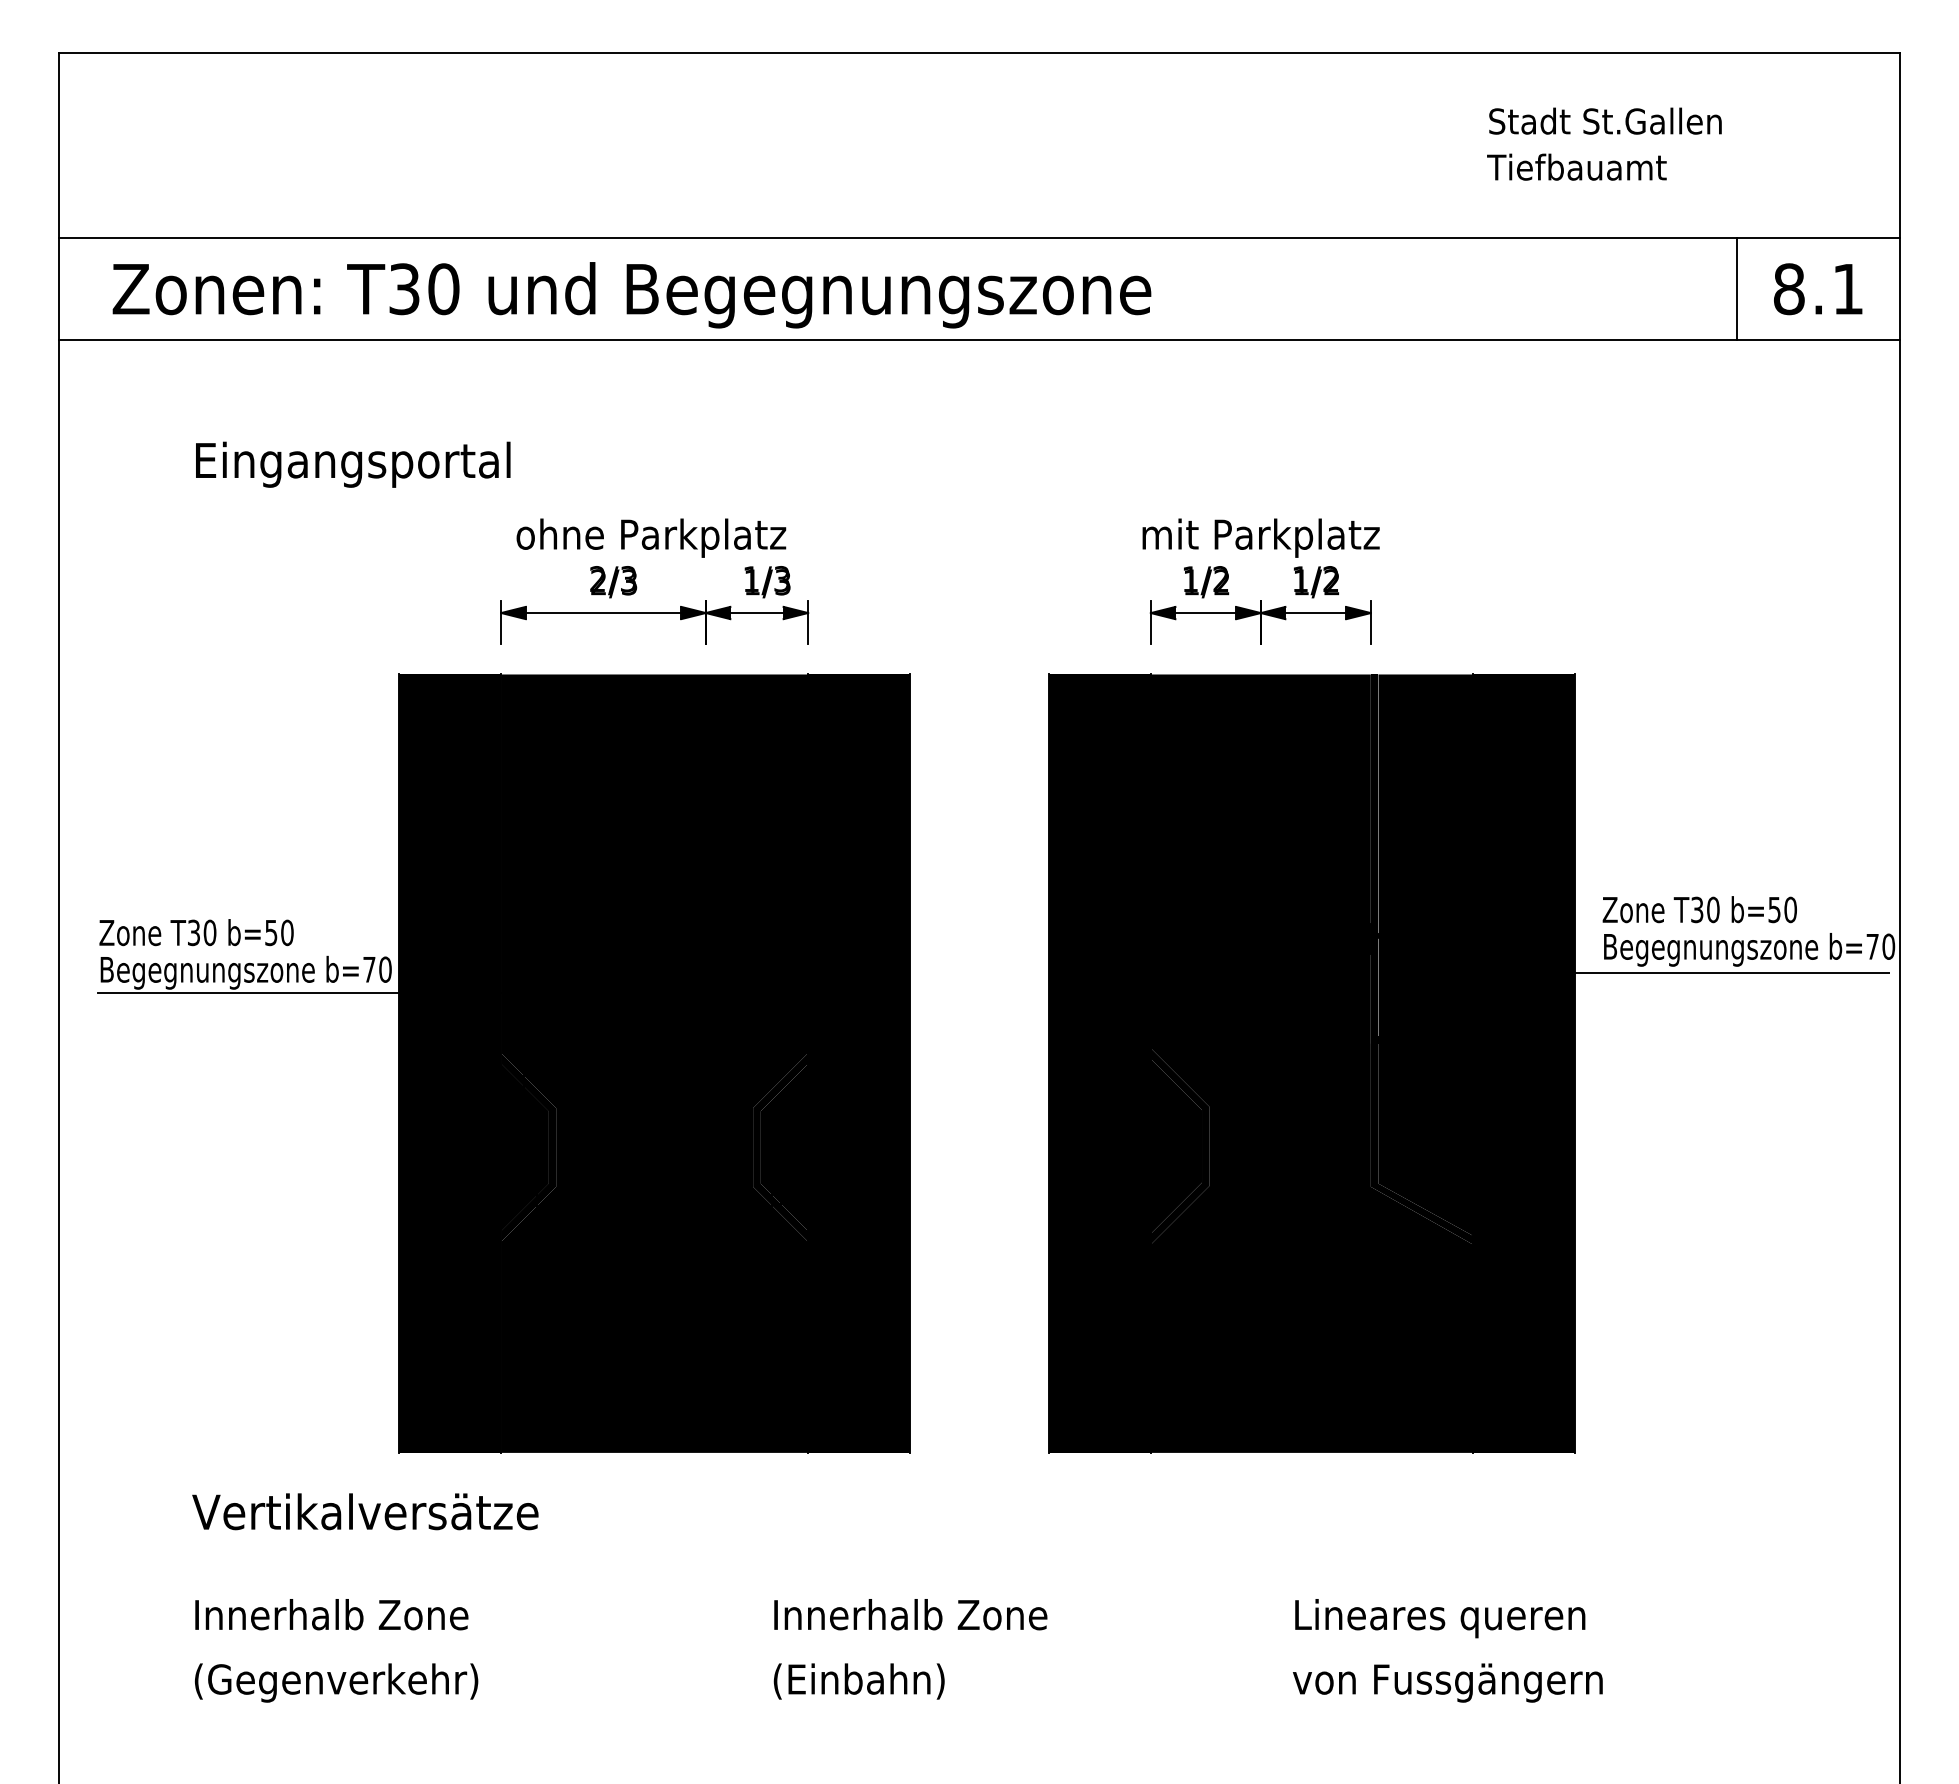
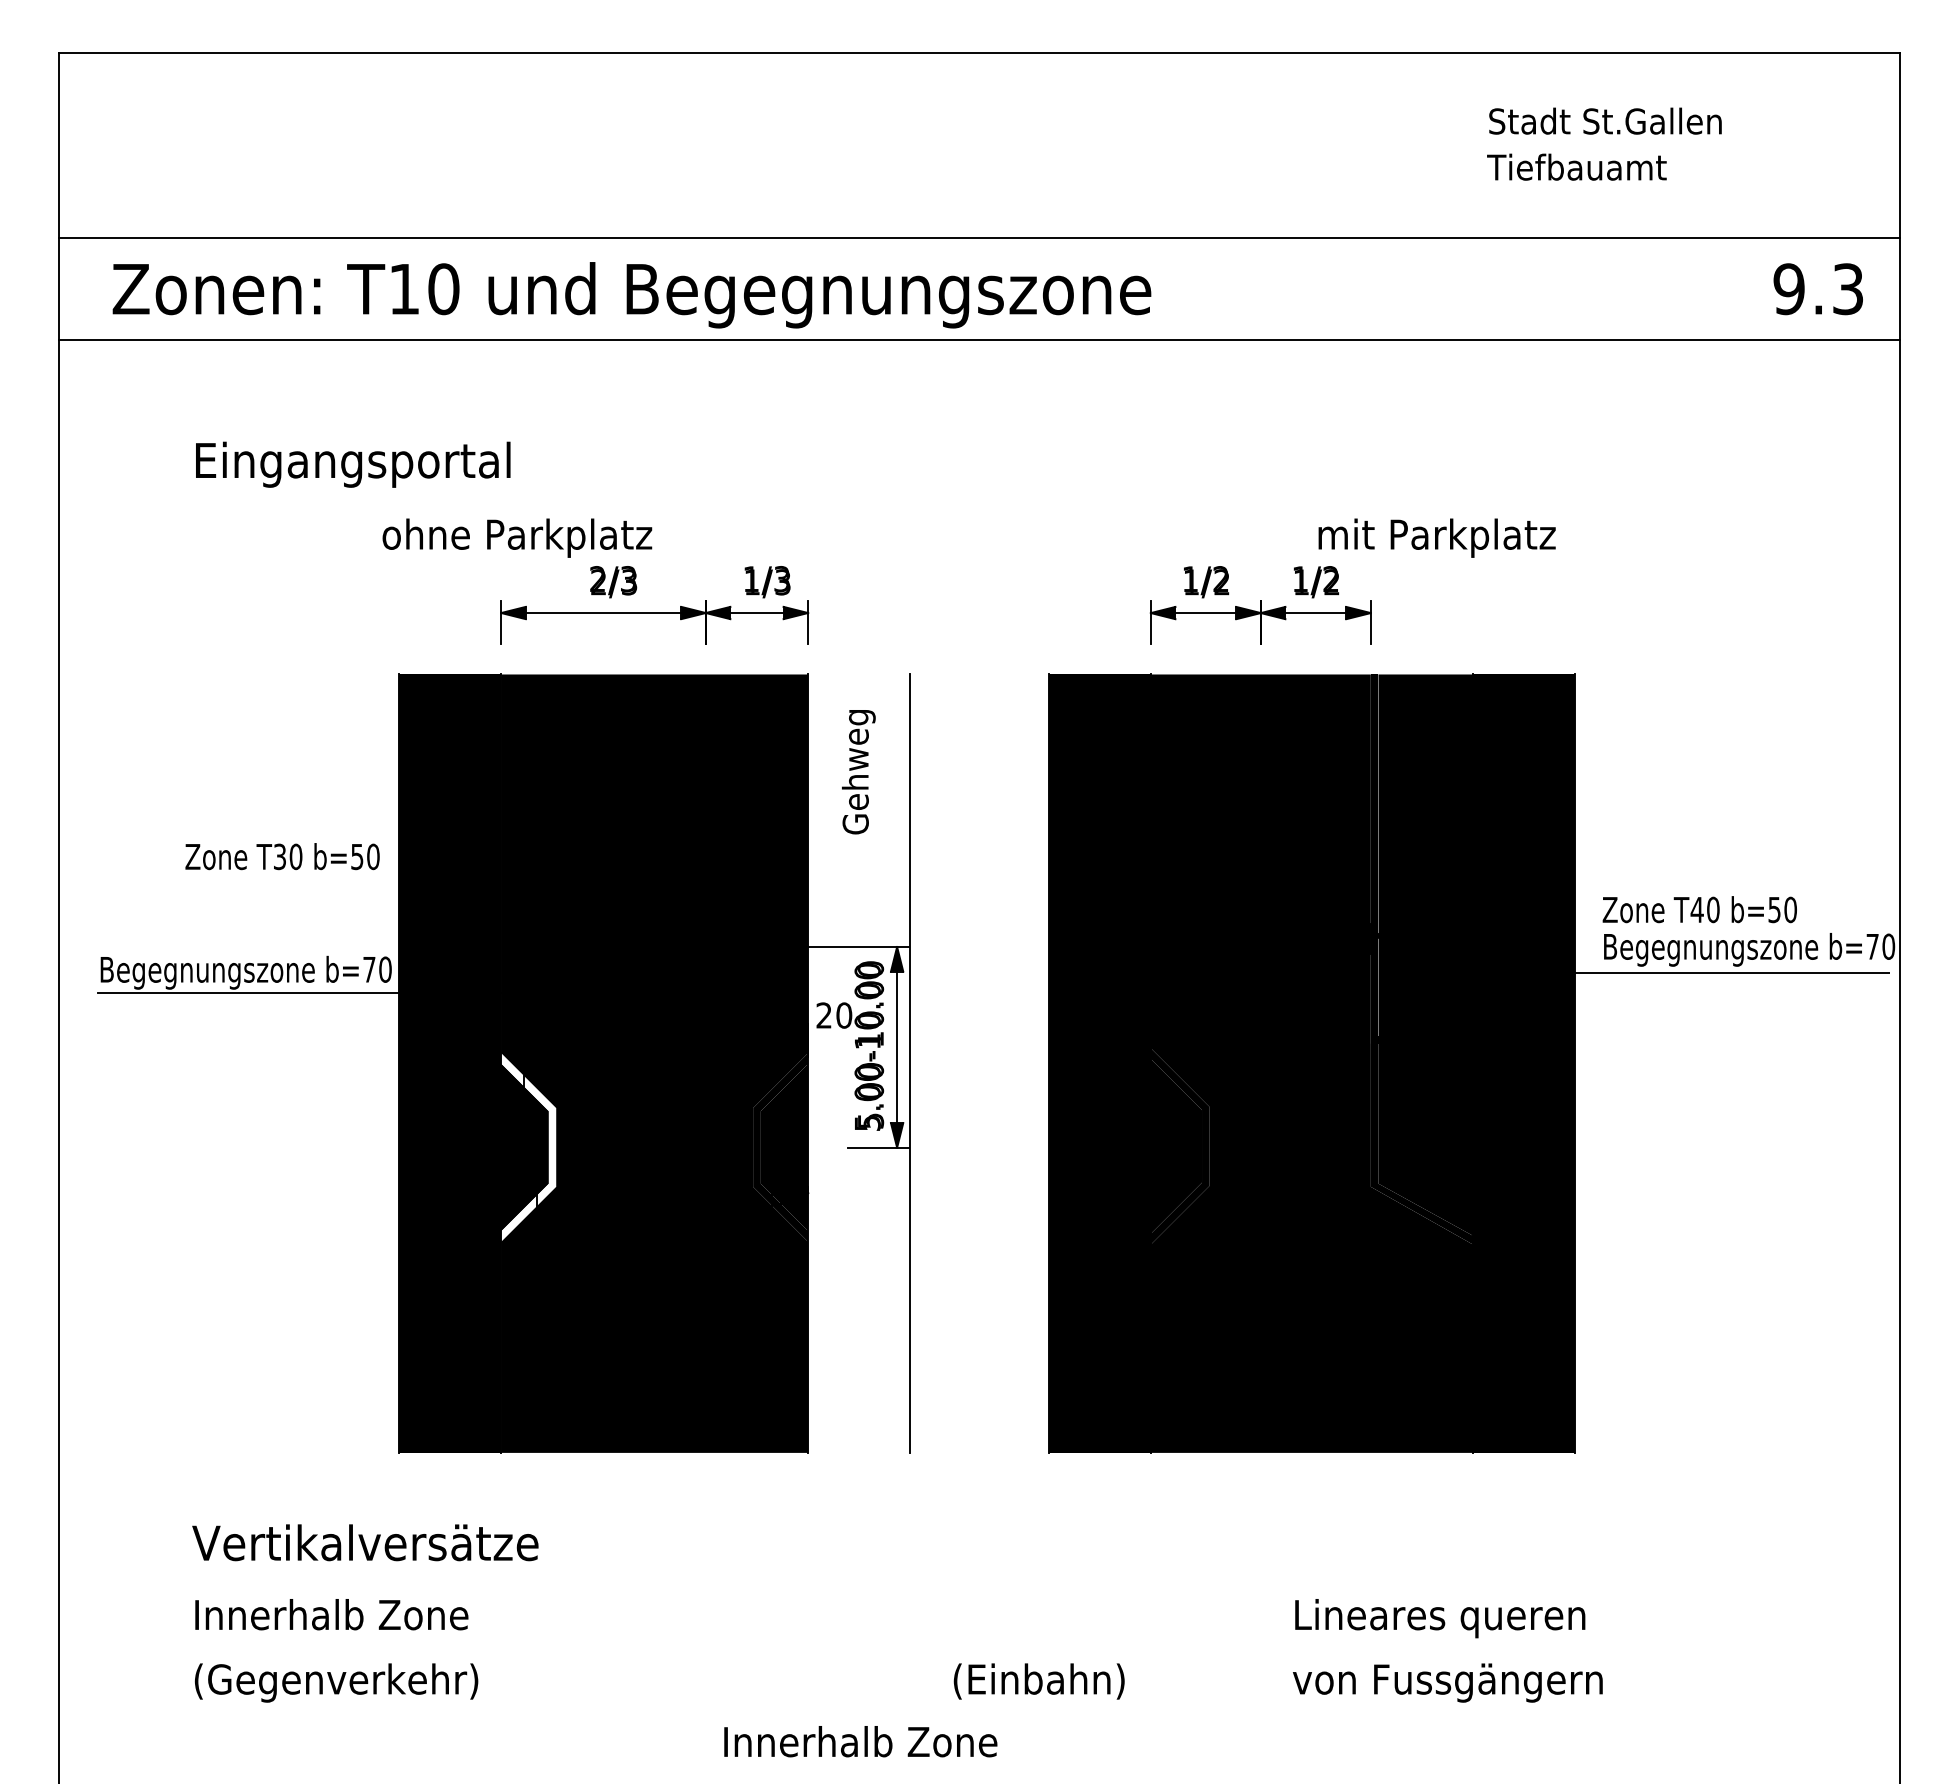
line: present -> none (1736, 288)
text: T30 -> T10 (404, 289)
text: 8.1 -> 9.3 (1817, 289)
text position: (651, 537) -> (517, 537) (517, 537)
text position: (1260, 537) -> (1436, 537) (1436, 537)
text: T30 -> T40 (1696, 909)
text position: (196, 932) -> (282, 856) (282, 856)
fill: present -> none (859, 1063)
fill: present -> none (528, 1147)
text position: (365, 1511) -> (365, 1542) (365, 1542)
text position: (910, 1614) -> (860, 1741) (860, 1741)
text position: (858, 1681) -> (1038, 1681) (1038, 1681)
